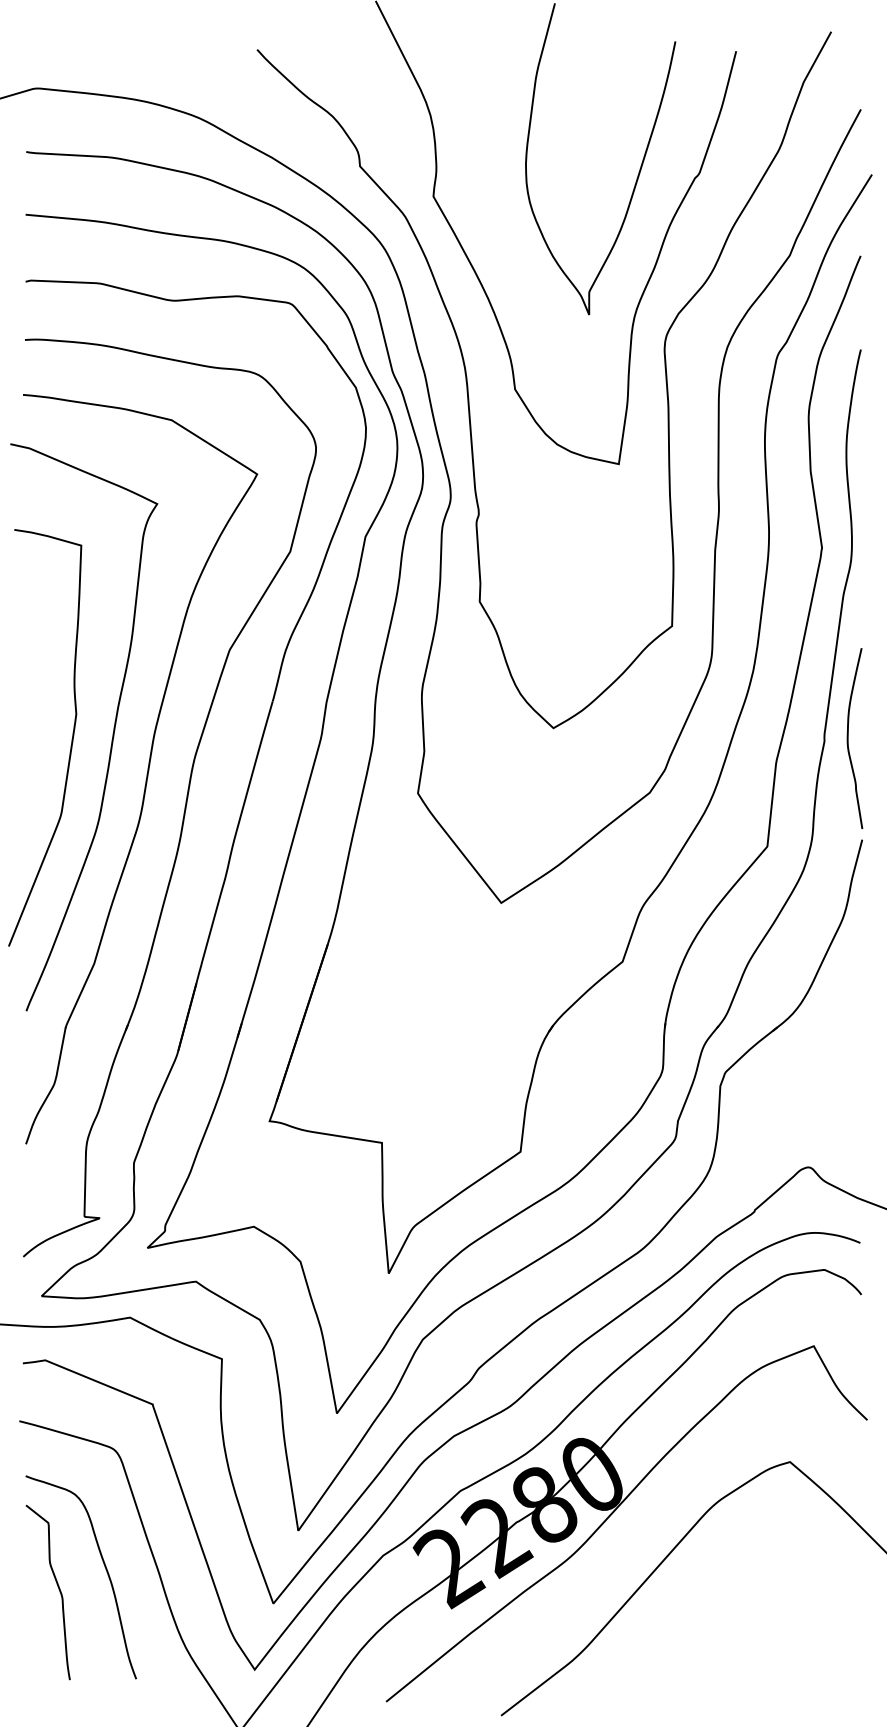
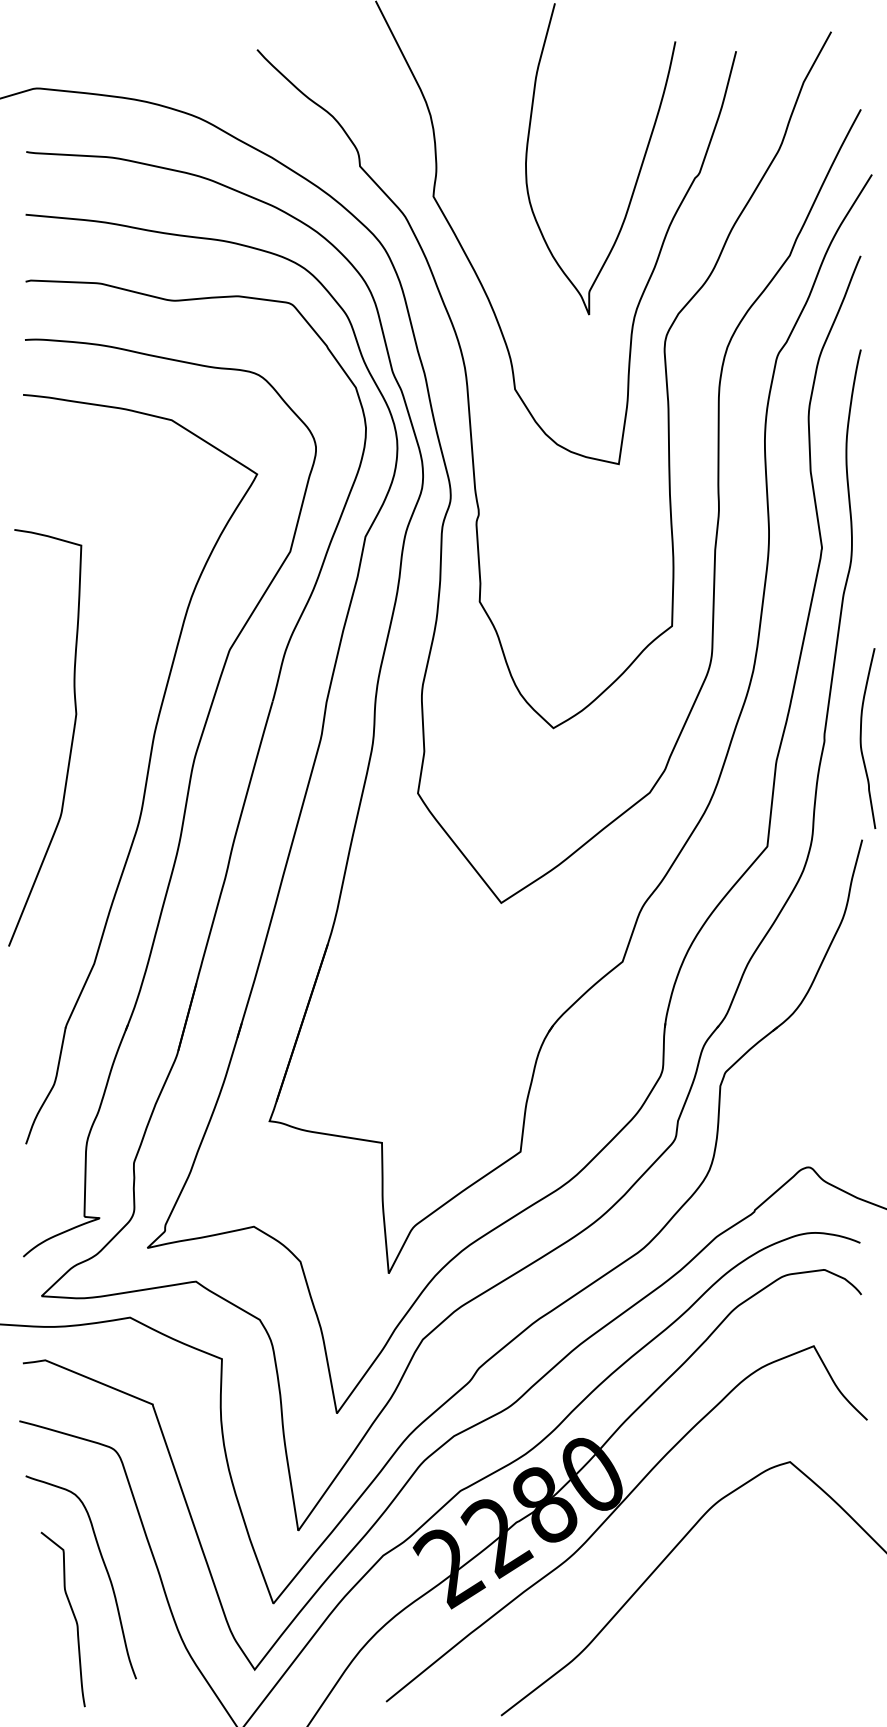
curve: present -> none (112, 733)
curve position: (848, 738) -> (861, 738) (861, 738)
curve position: (58, 1589) -> (73, 1616) (73, 1616)
